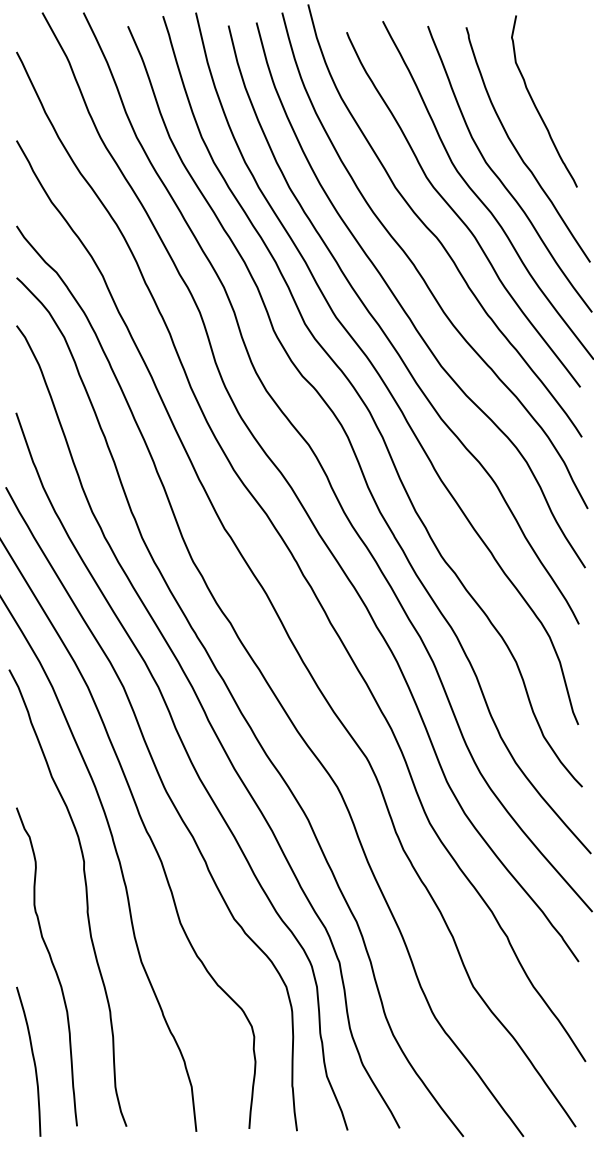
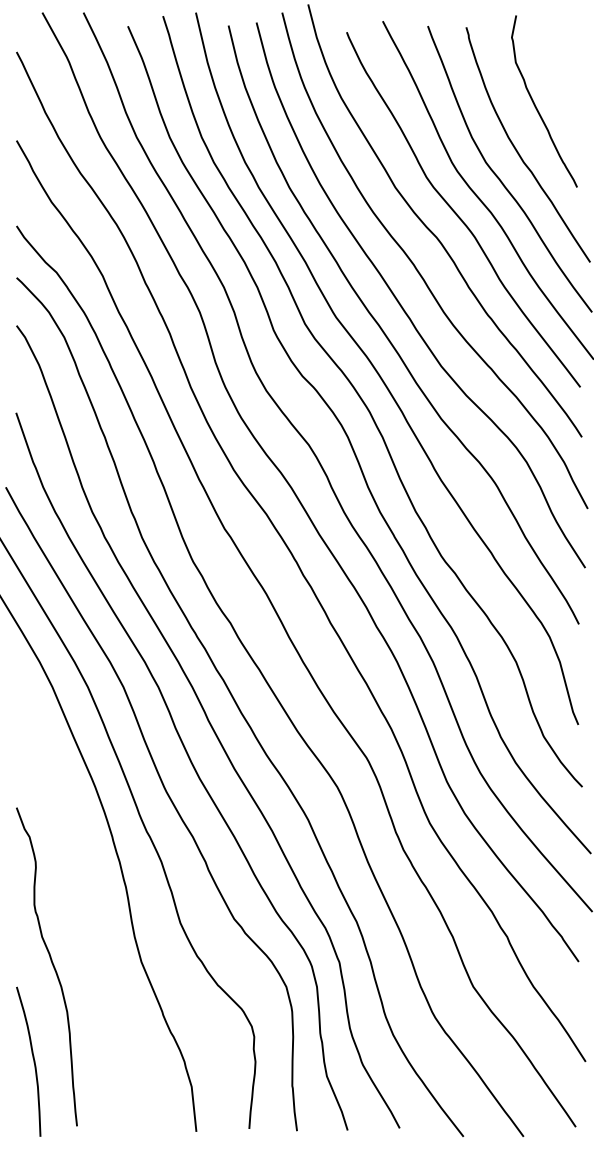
curve: present -> none (85, 893)
